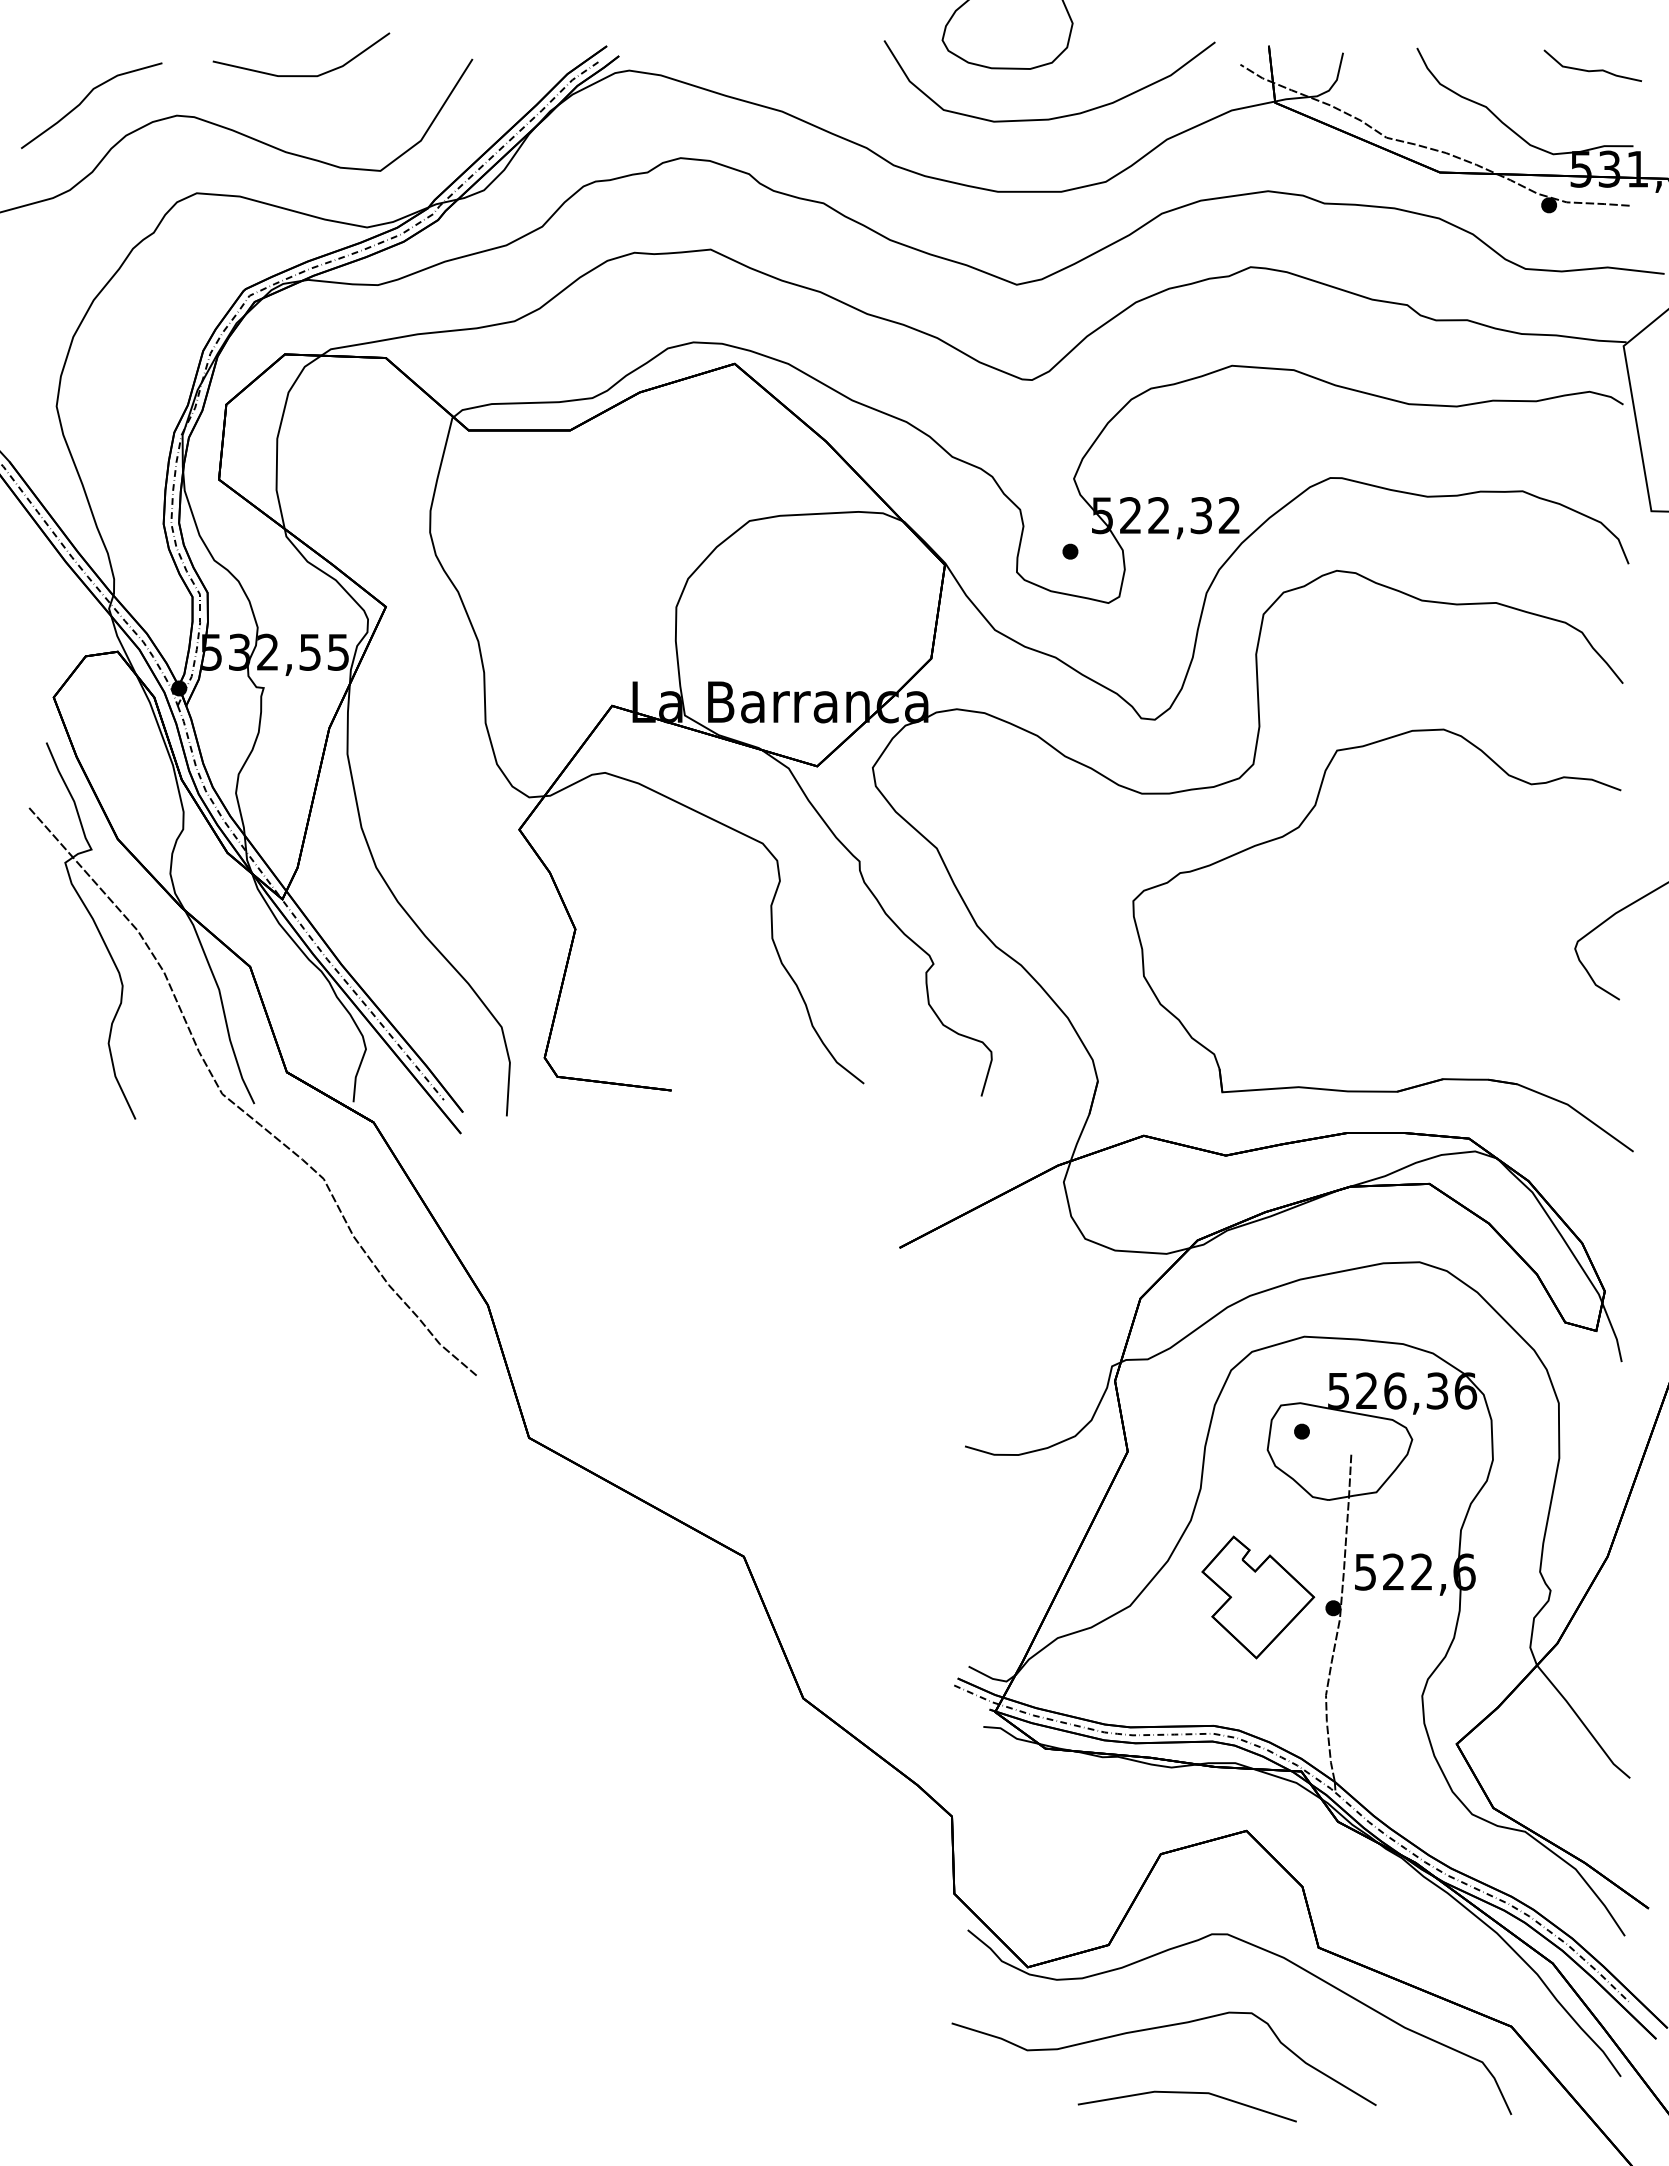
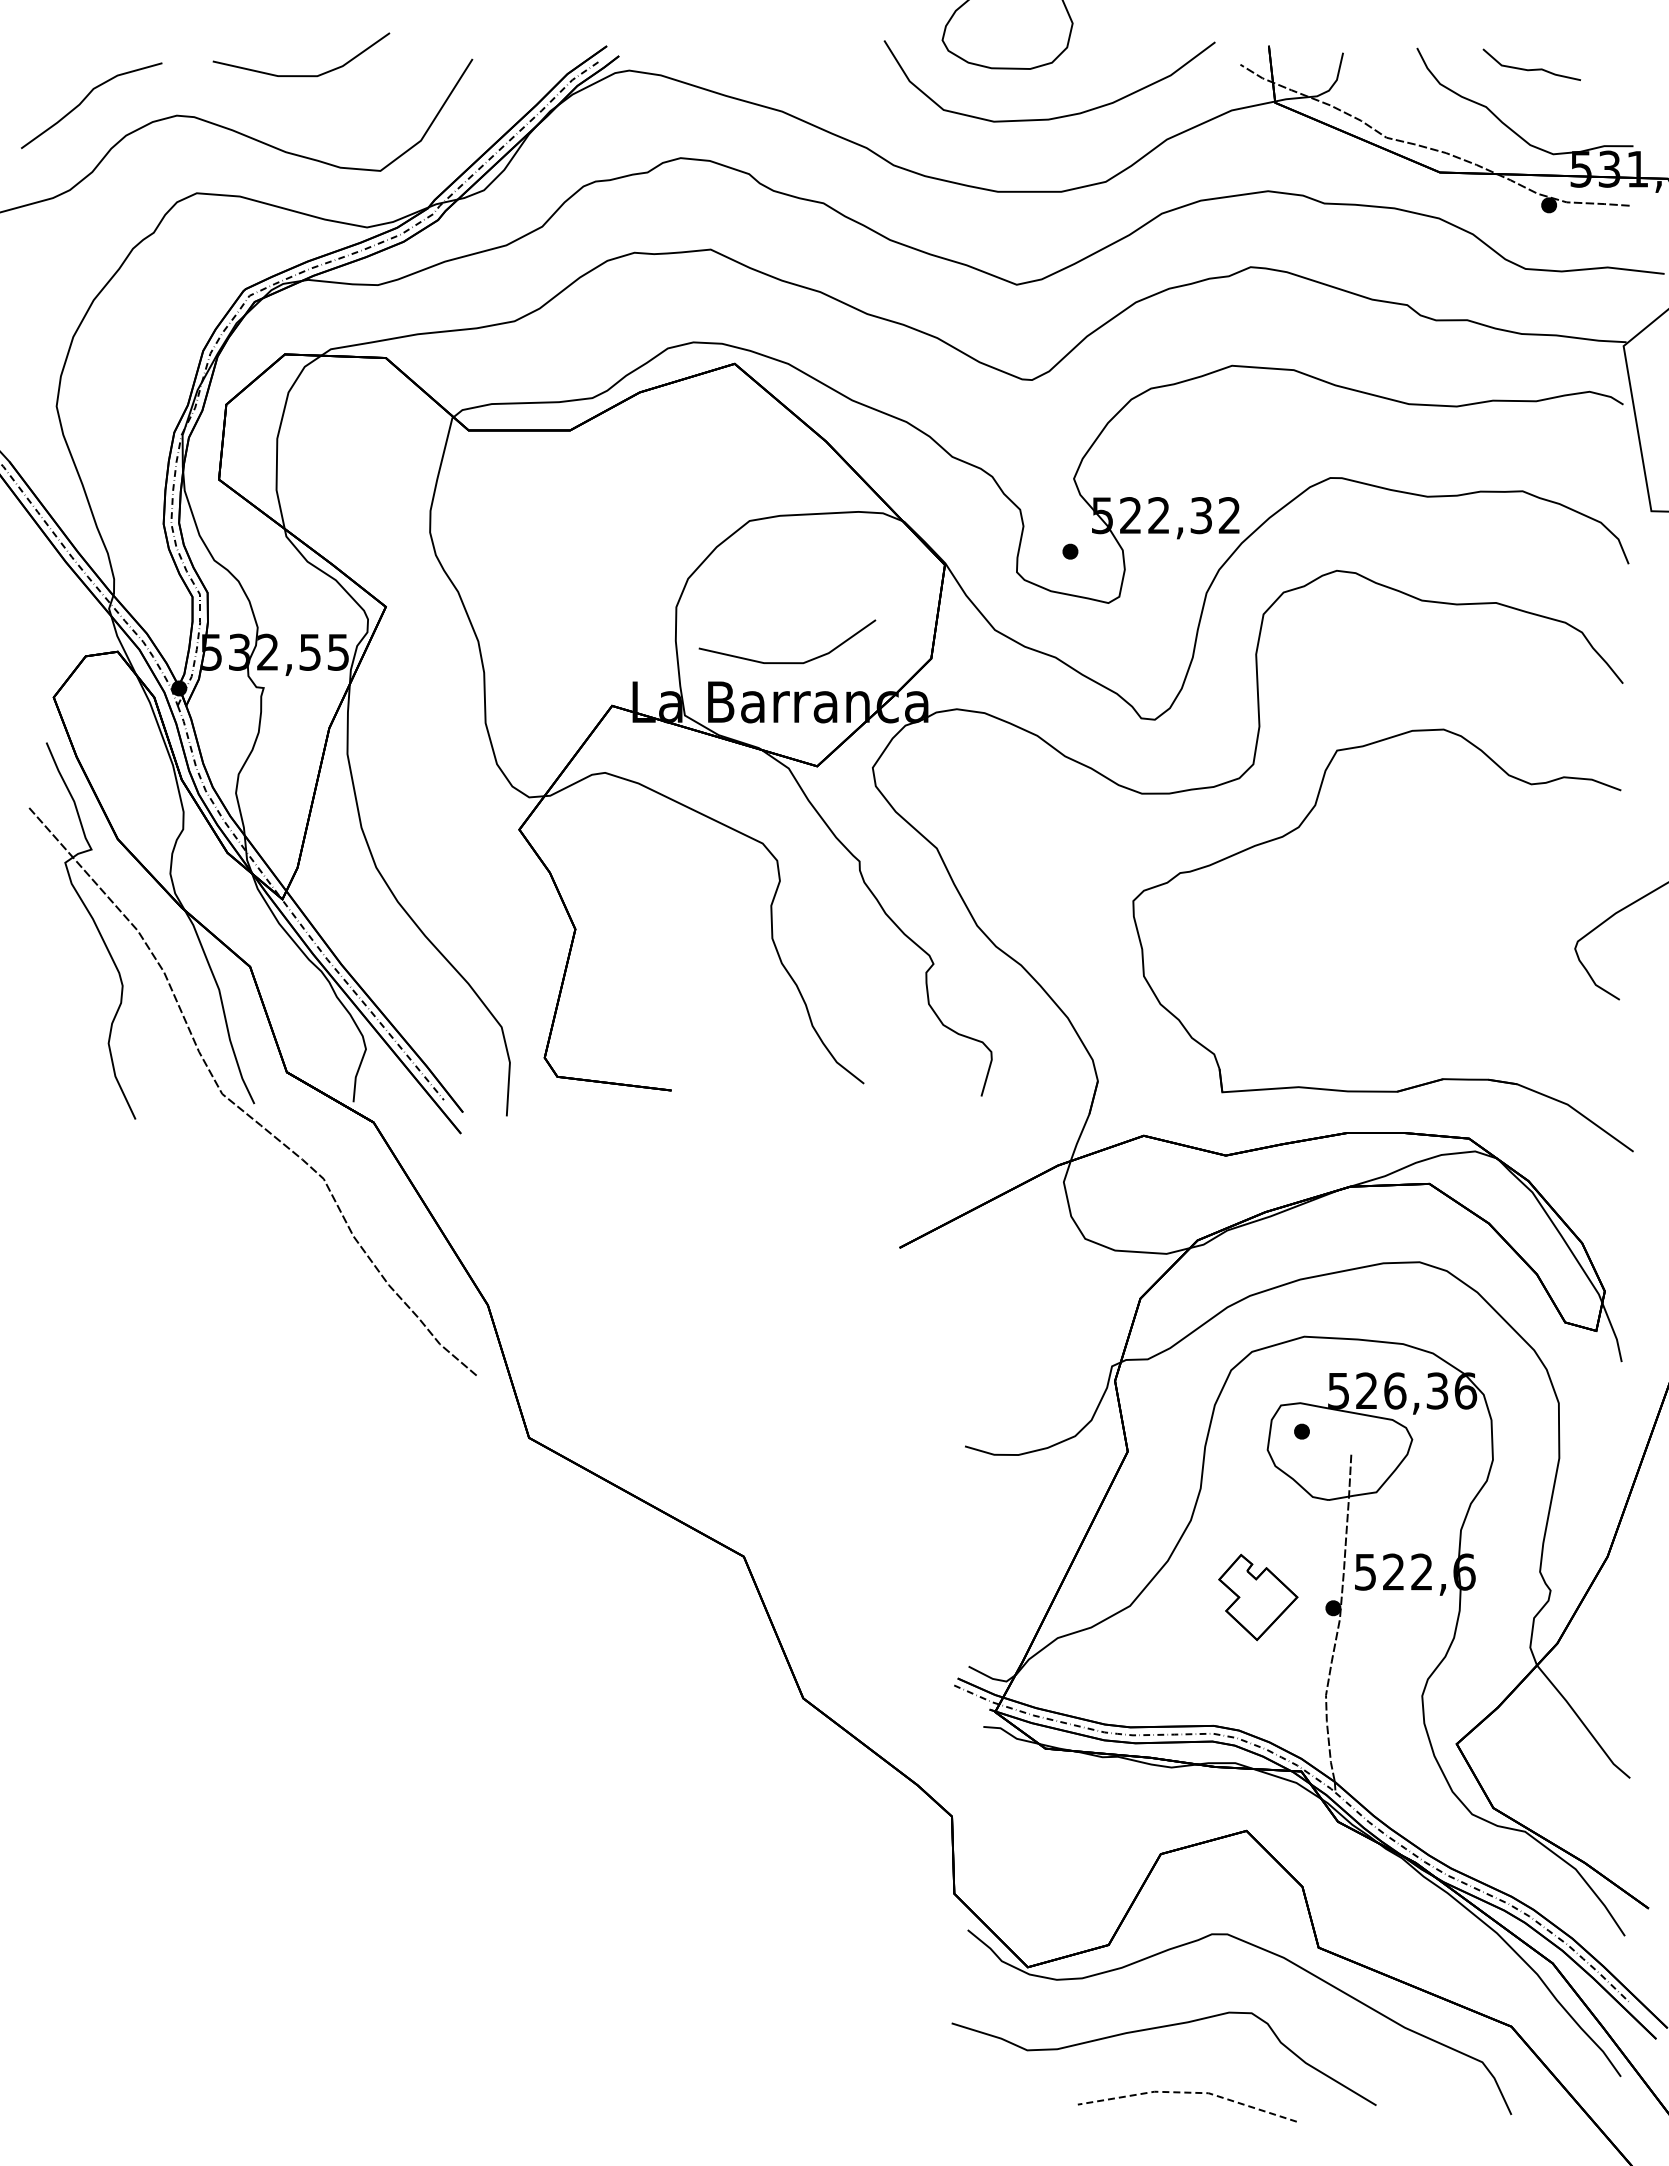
curve position: (1595, 69) -> (1534, 68) (1534, 68)
line: none -> present (787, 662)
part size: 115x125 px -> 81x89 px (1258, 1597)
line: solid -> dashed (1188, 2092)
